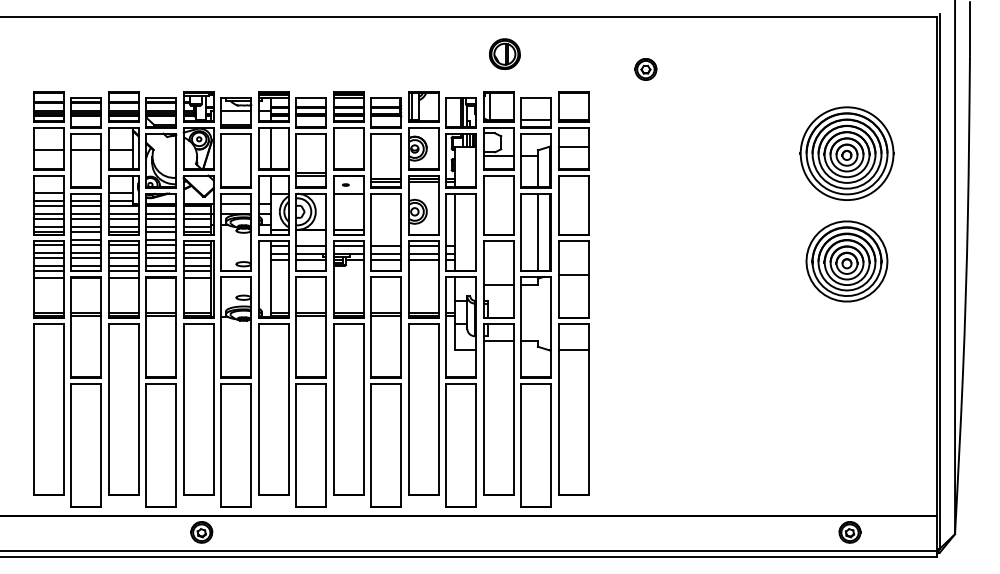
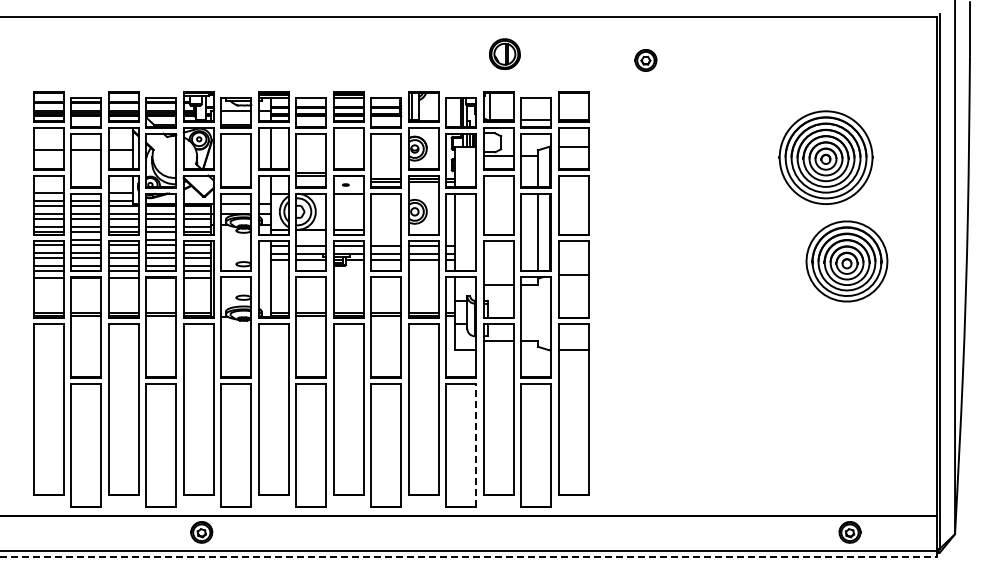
part position: (645, 69) -> (645, 60) (645, 60)
part position: (846, 153) -> (825, 157) (825, 157)
line: solid -> dashed (476, 445)
line: solid -> dashed (469, 556)
